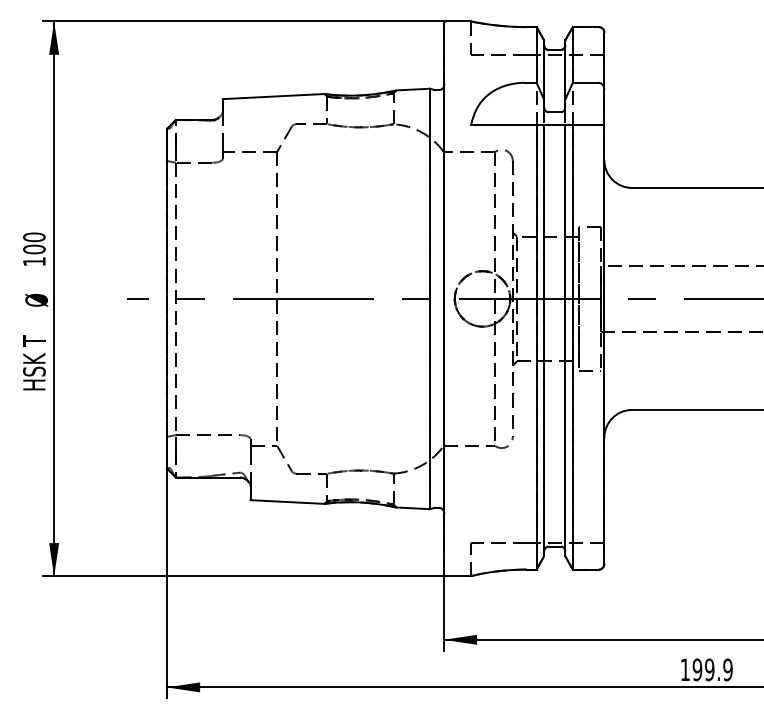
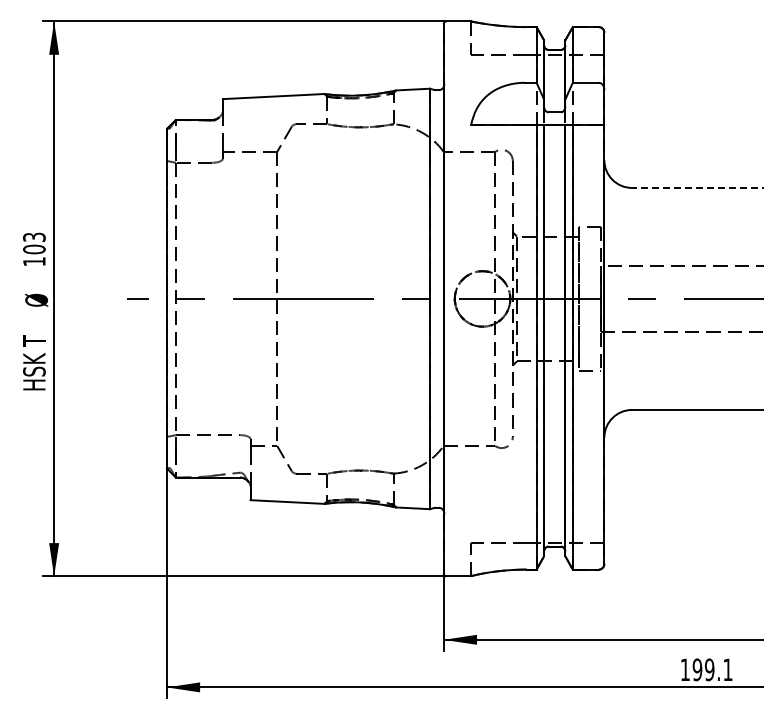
line: solid -> dashed (697, 187)
text: 100 -> 103 (34, 237)
text: 199.9 -> 199.1 (727, 669)
